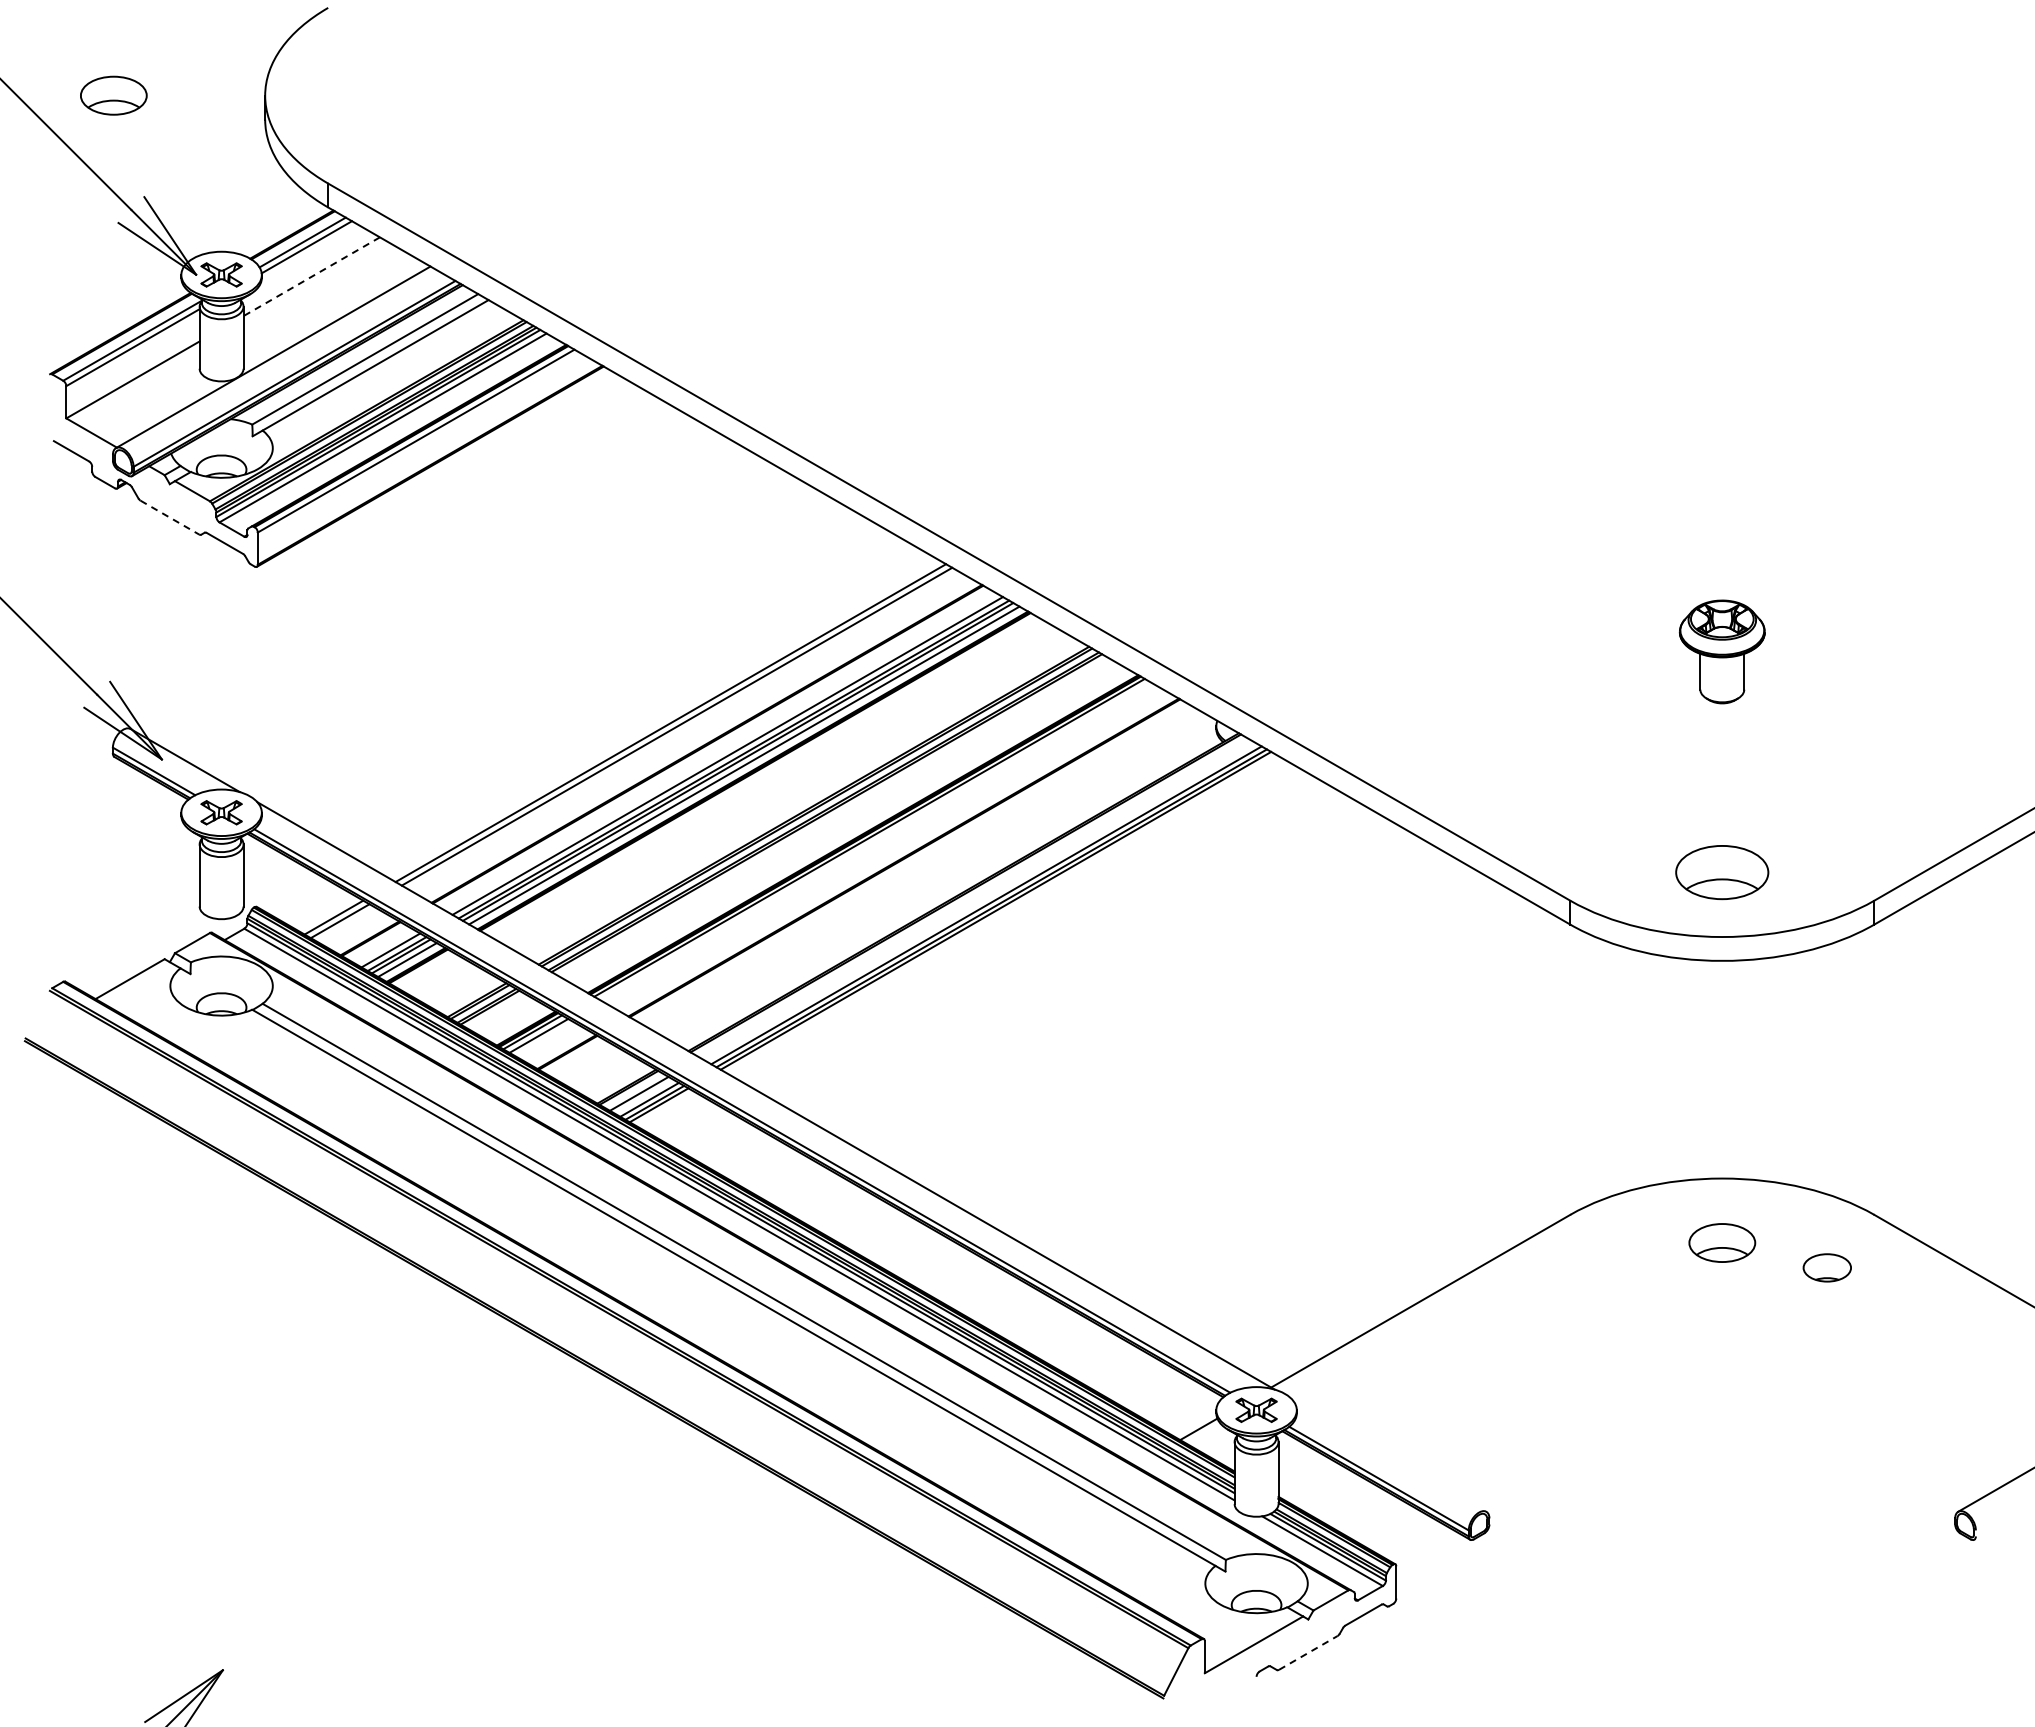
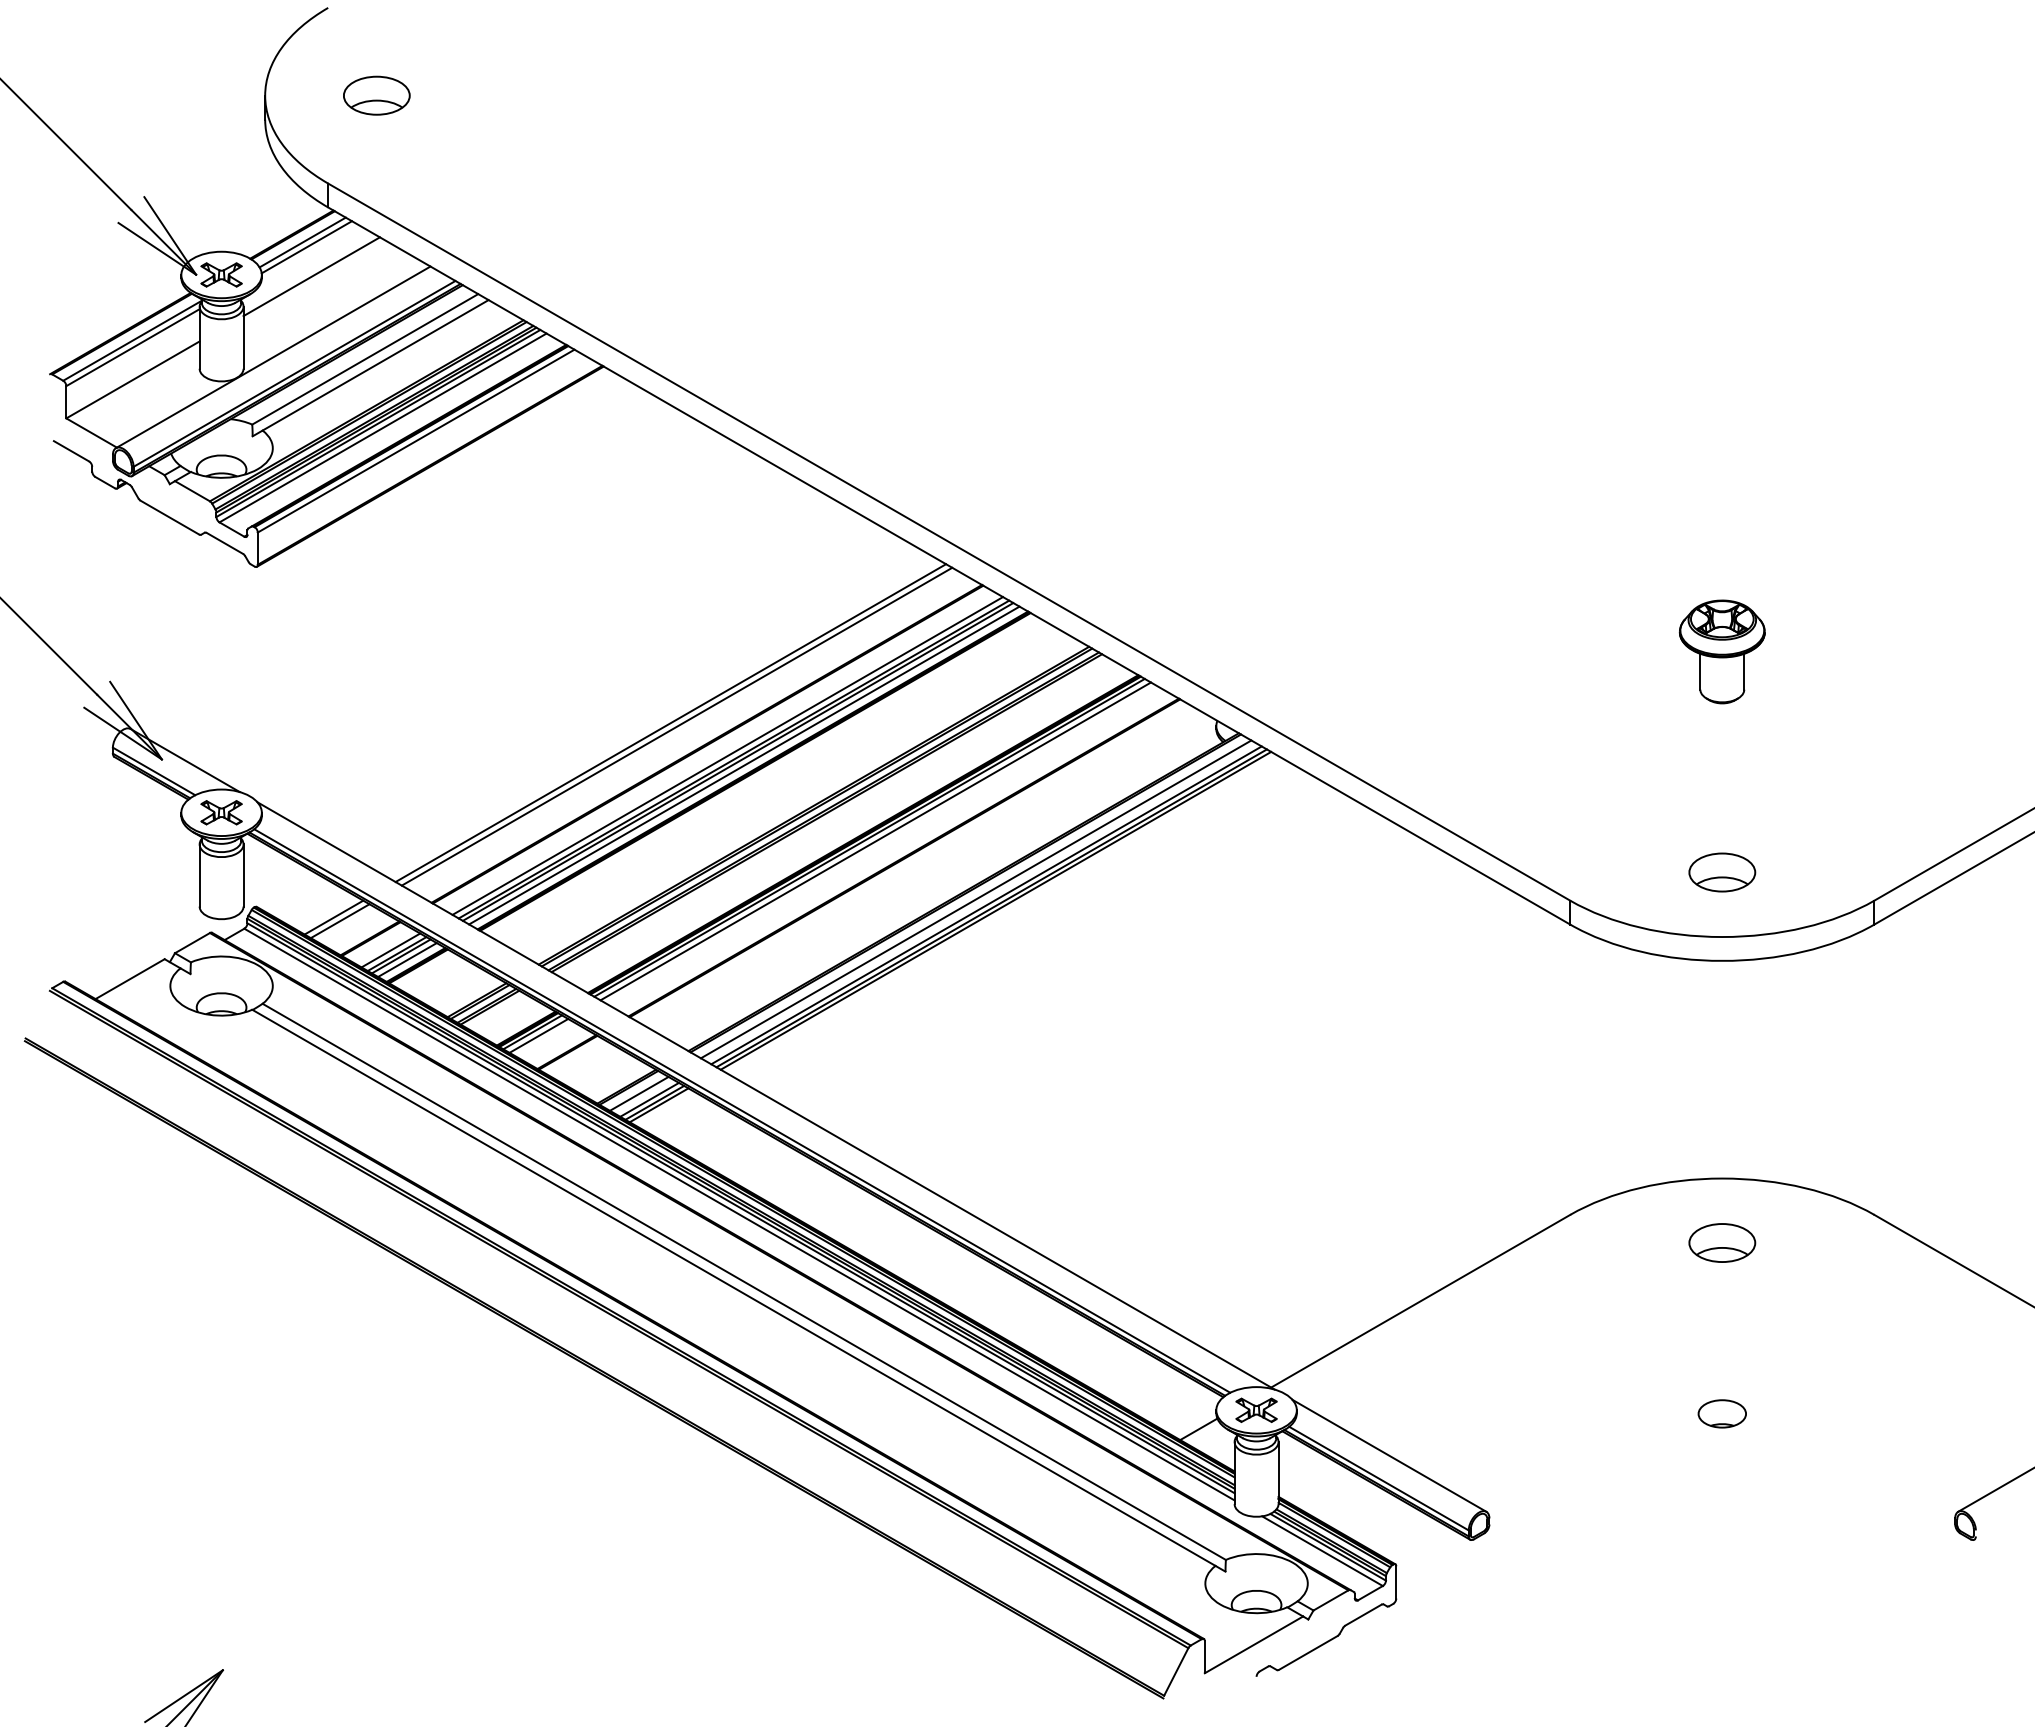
part position: (113, 95) -> (376, 95) (376, 95)
line: dashed -> solid (311, 276)
line: dashed -> solid (169, 517)
line: none -> present (875, 841)
part size: 95x56 px -> 69x41 px (1722, 872)
line: none -> present (975, 899)
part position: (1826, 1267) -> (1721, 1413) (1721, 1413)
line: none -> present (1389, 1455)
line: dashed -> solid (1308, 1652)
